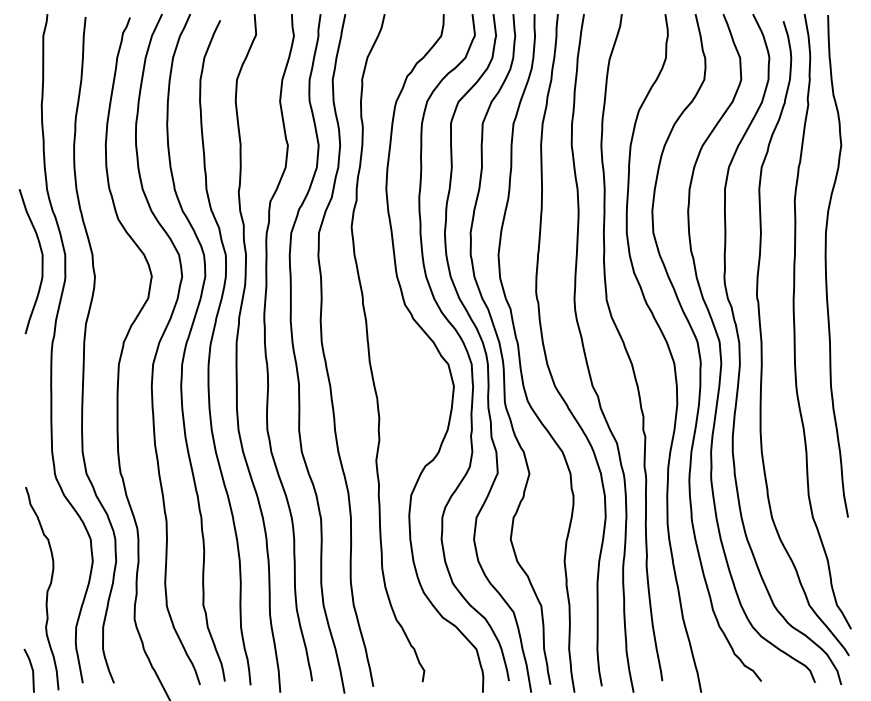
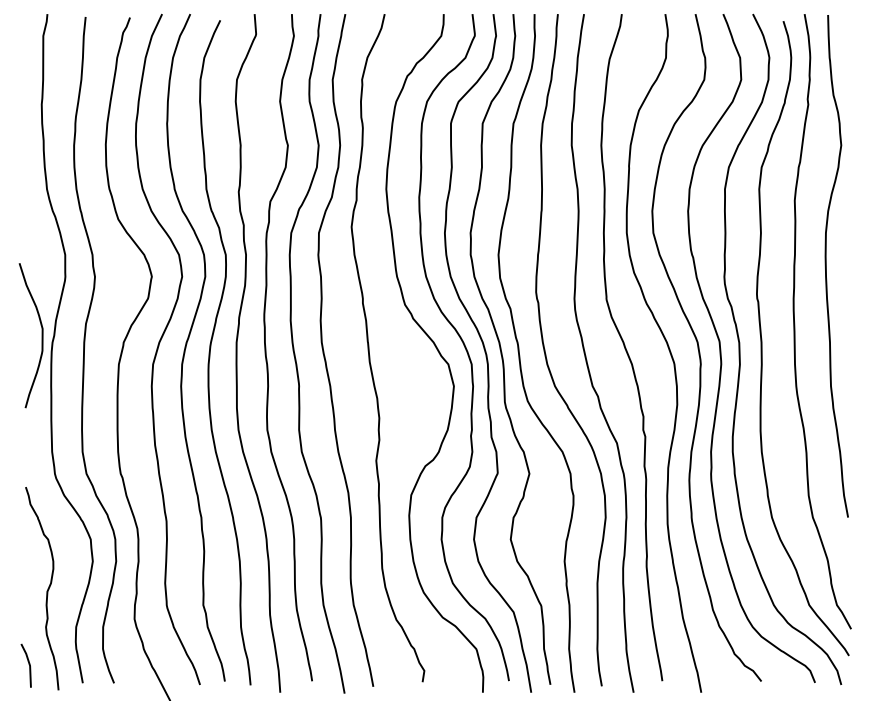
curve position: (41, 261) -> (41, 335) (41, 335)
line position: (31, 669) -> (28, 664) (28, 664)
